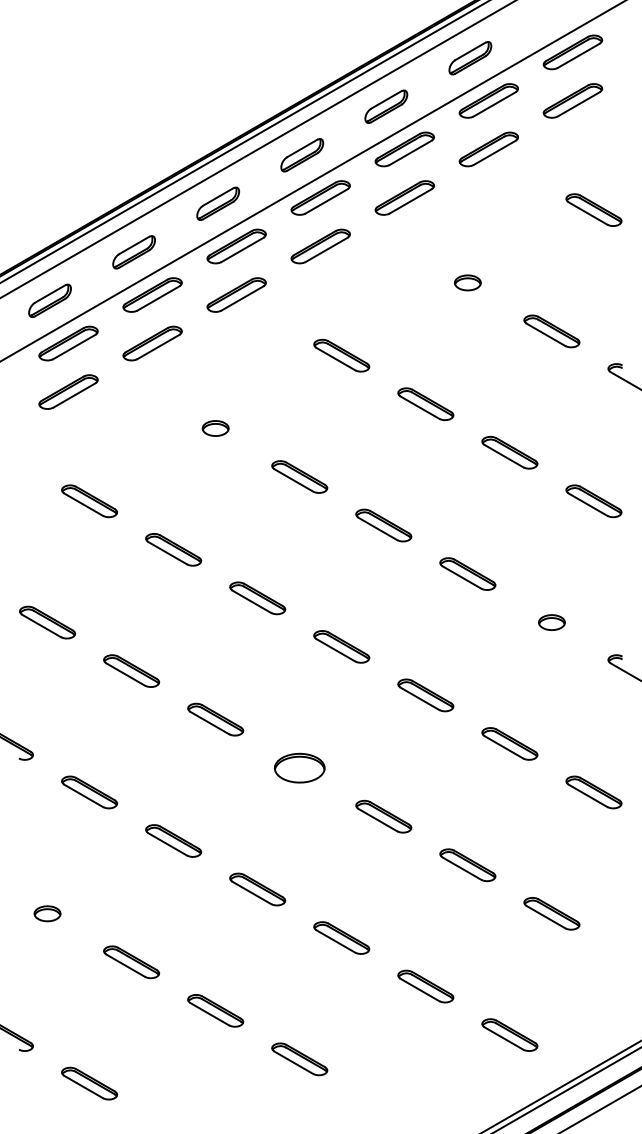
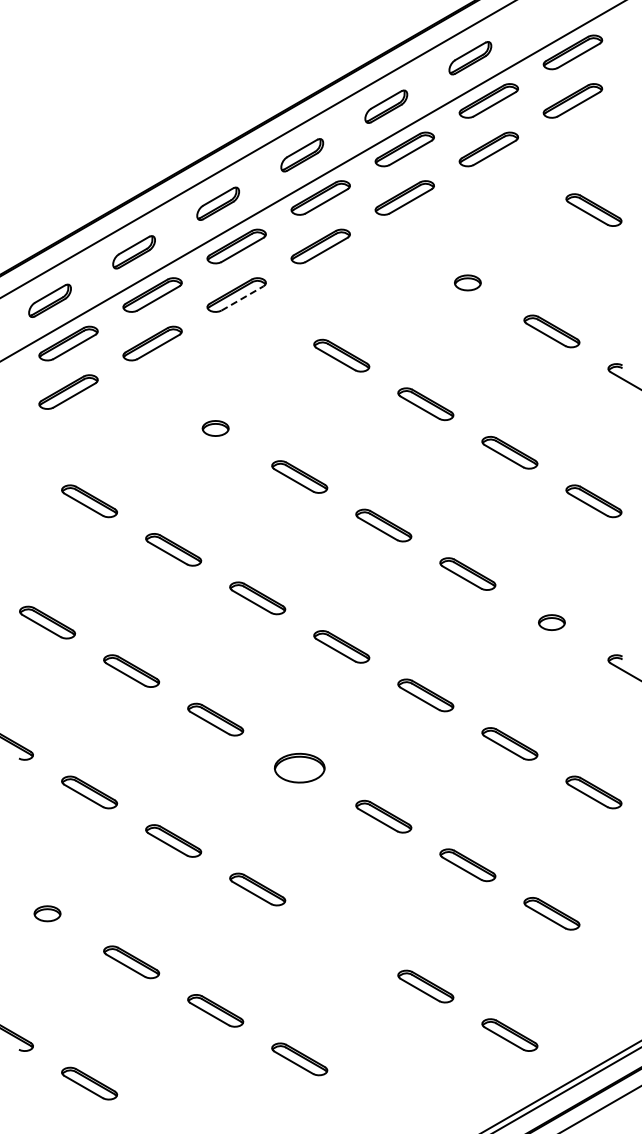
line: present -> none (244, 141)
line: solid -> dashed (243, 298)
part: present -> none (341, 937)
